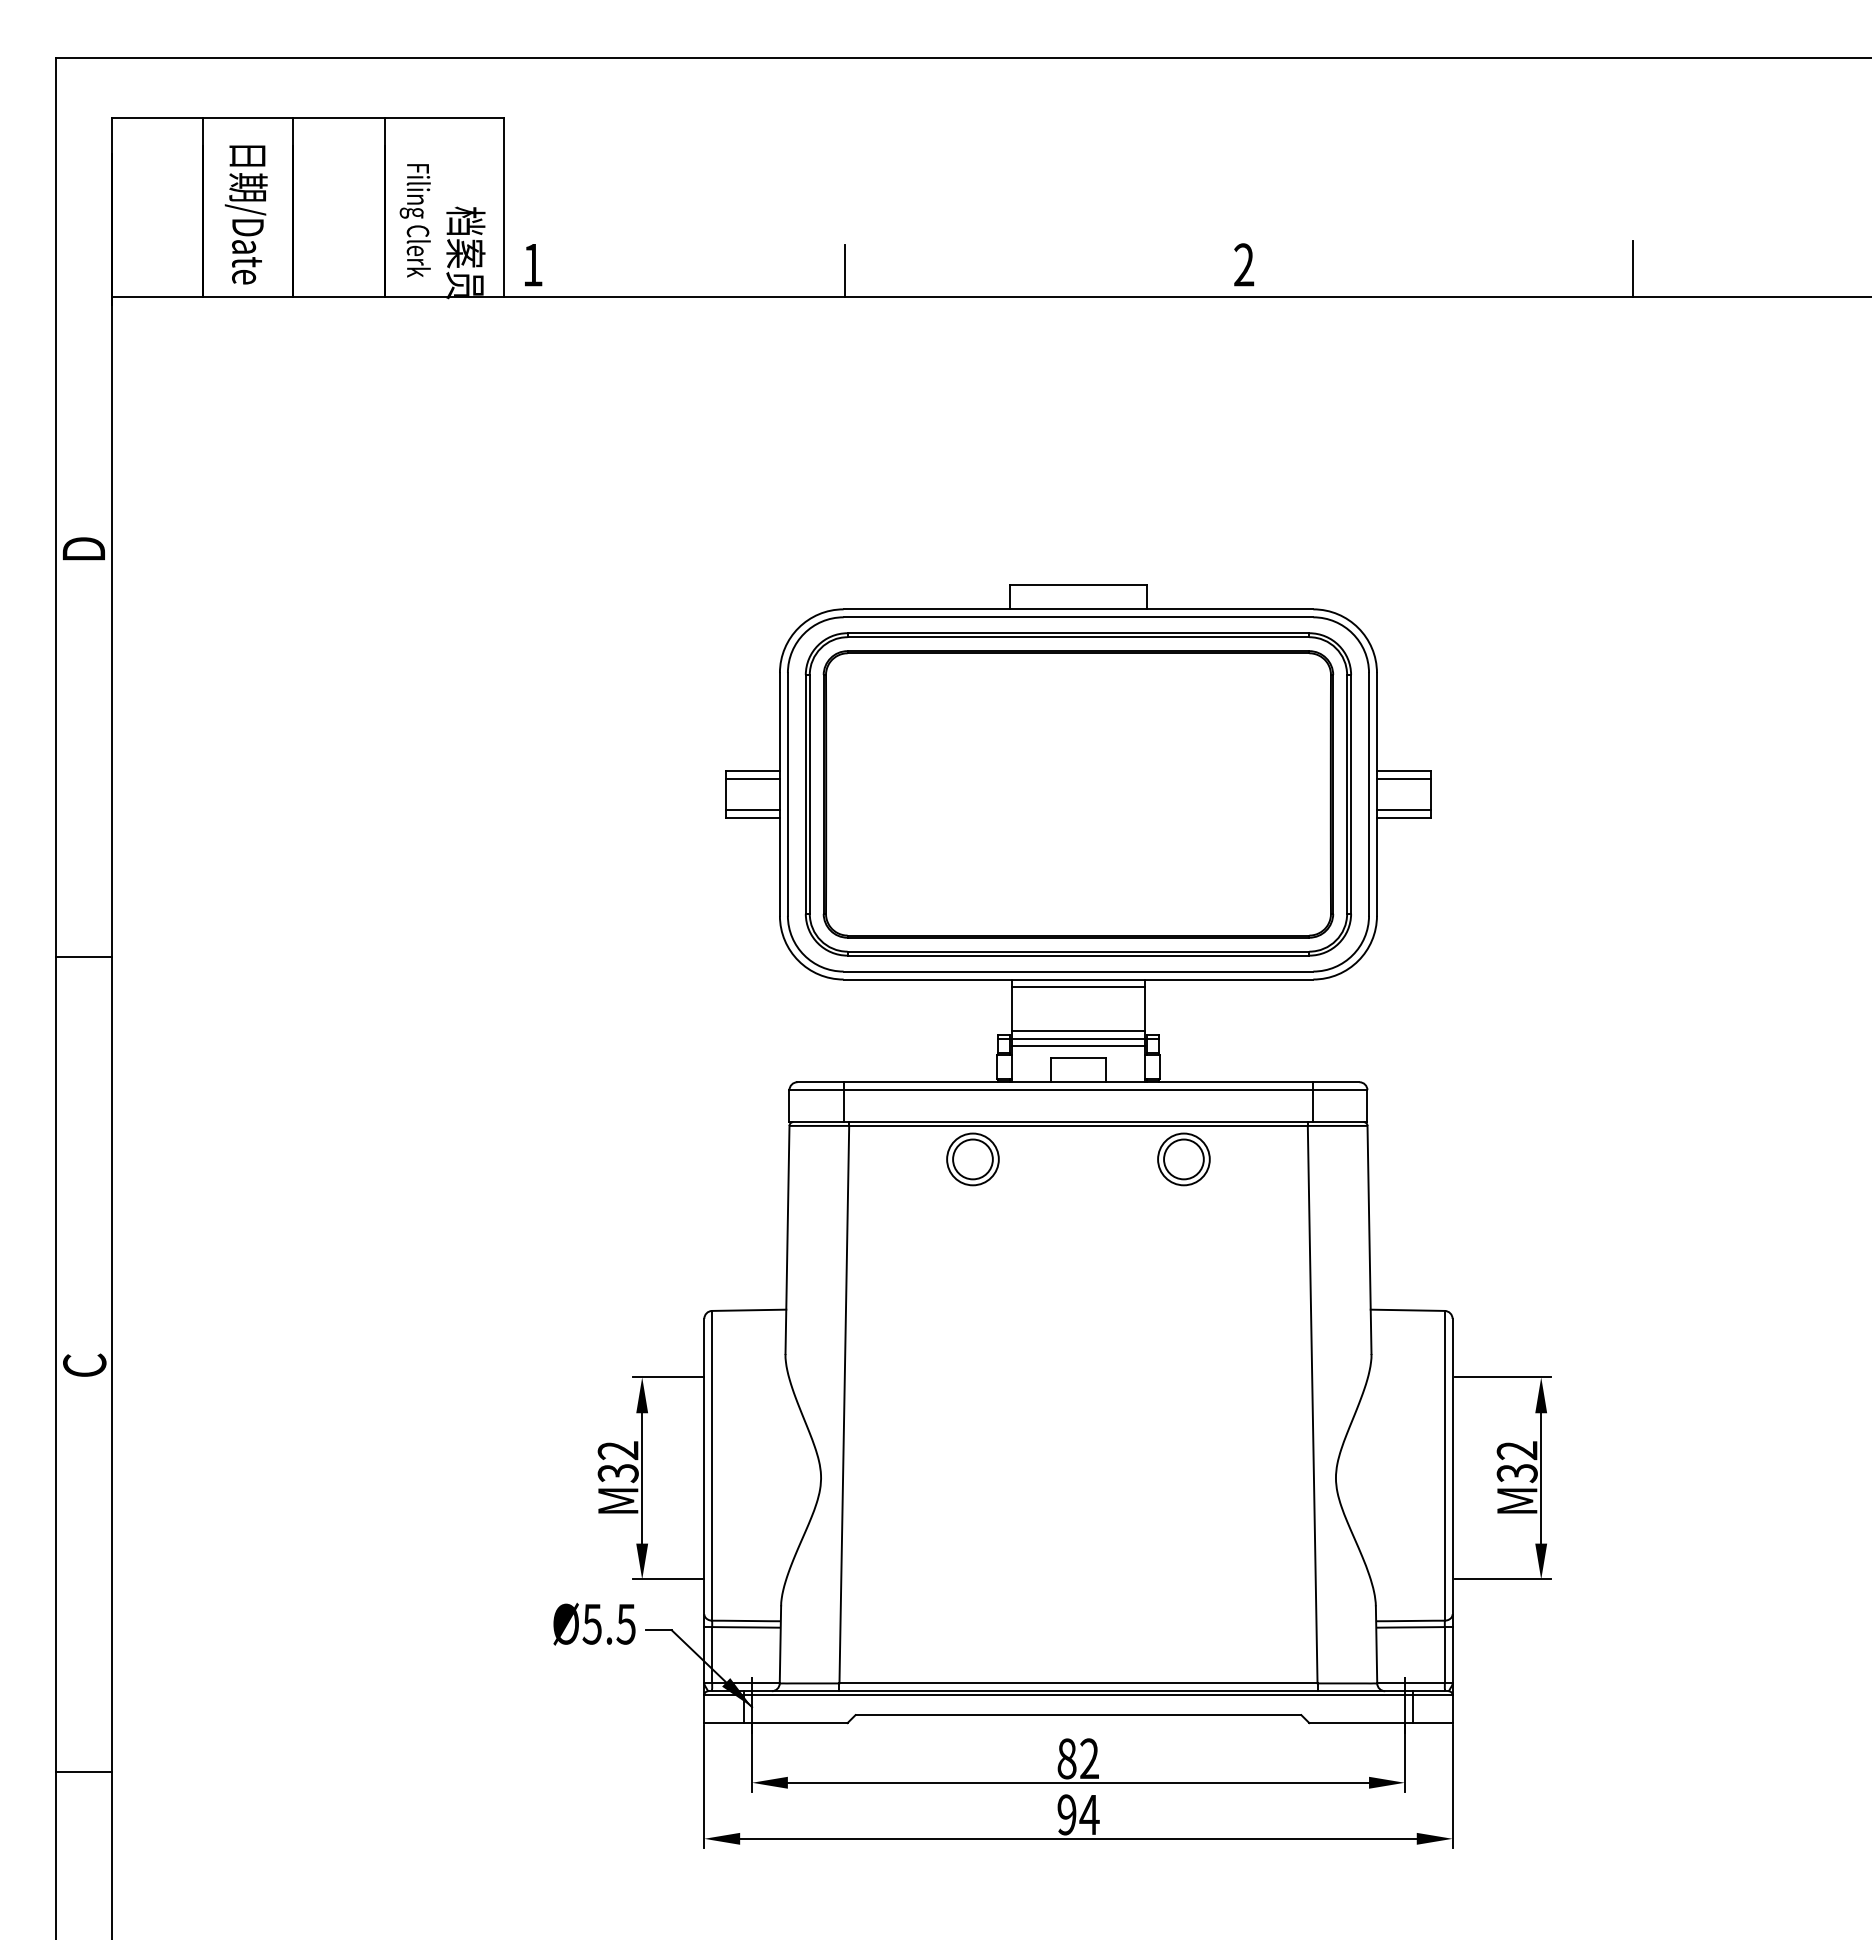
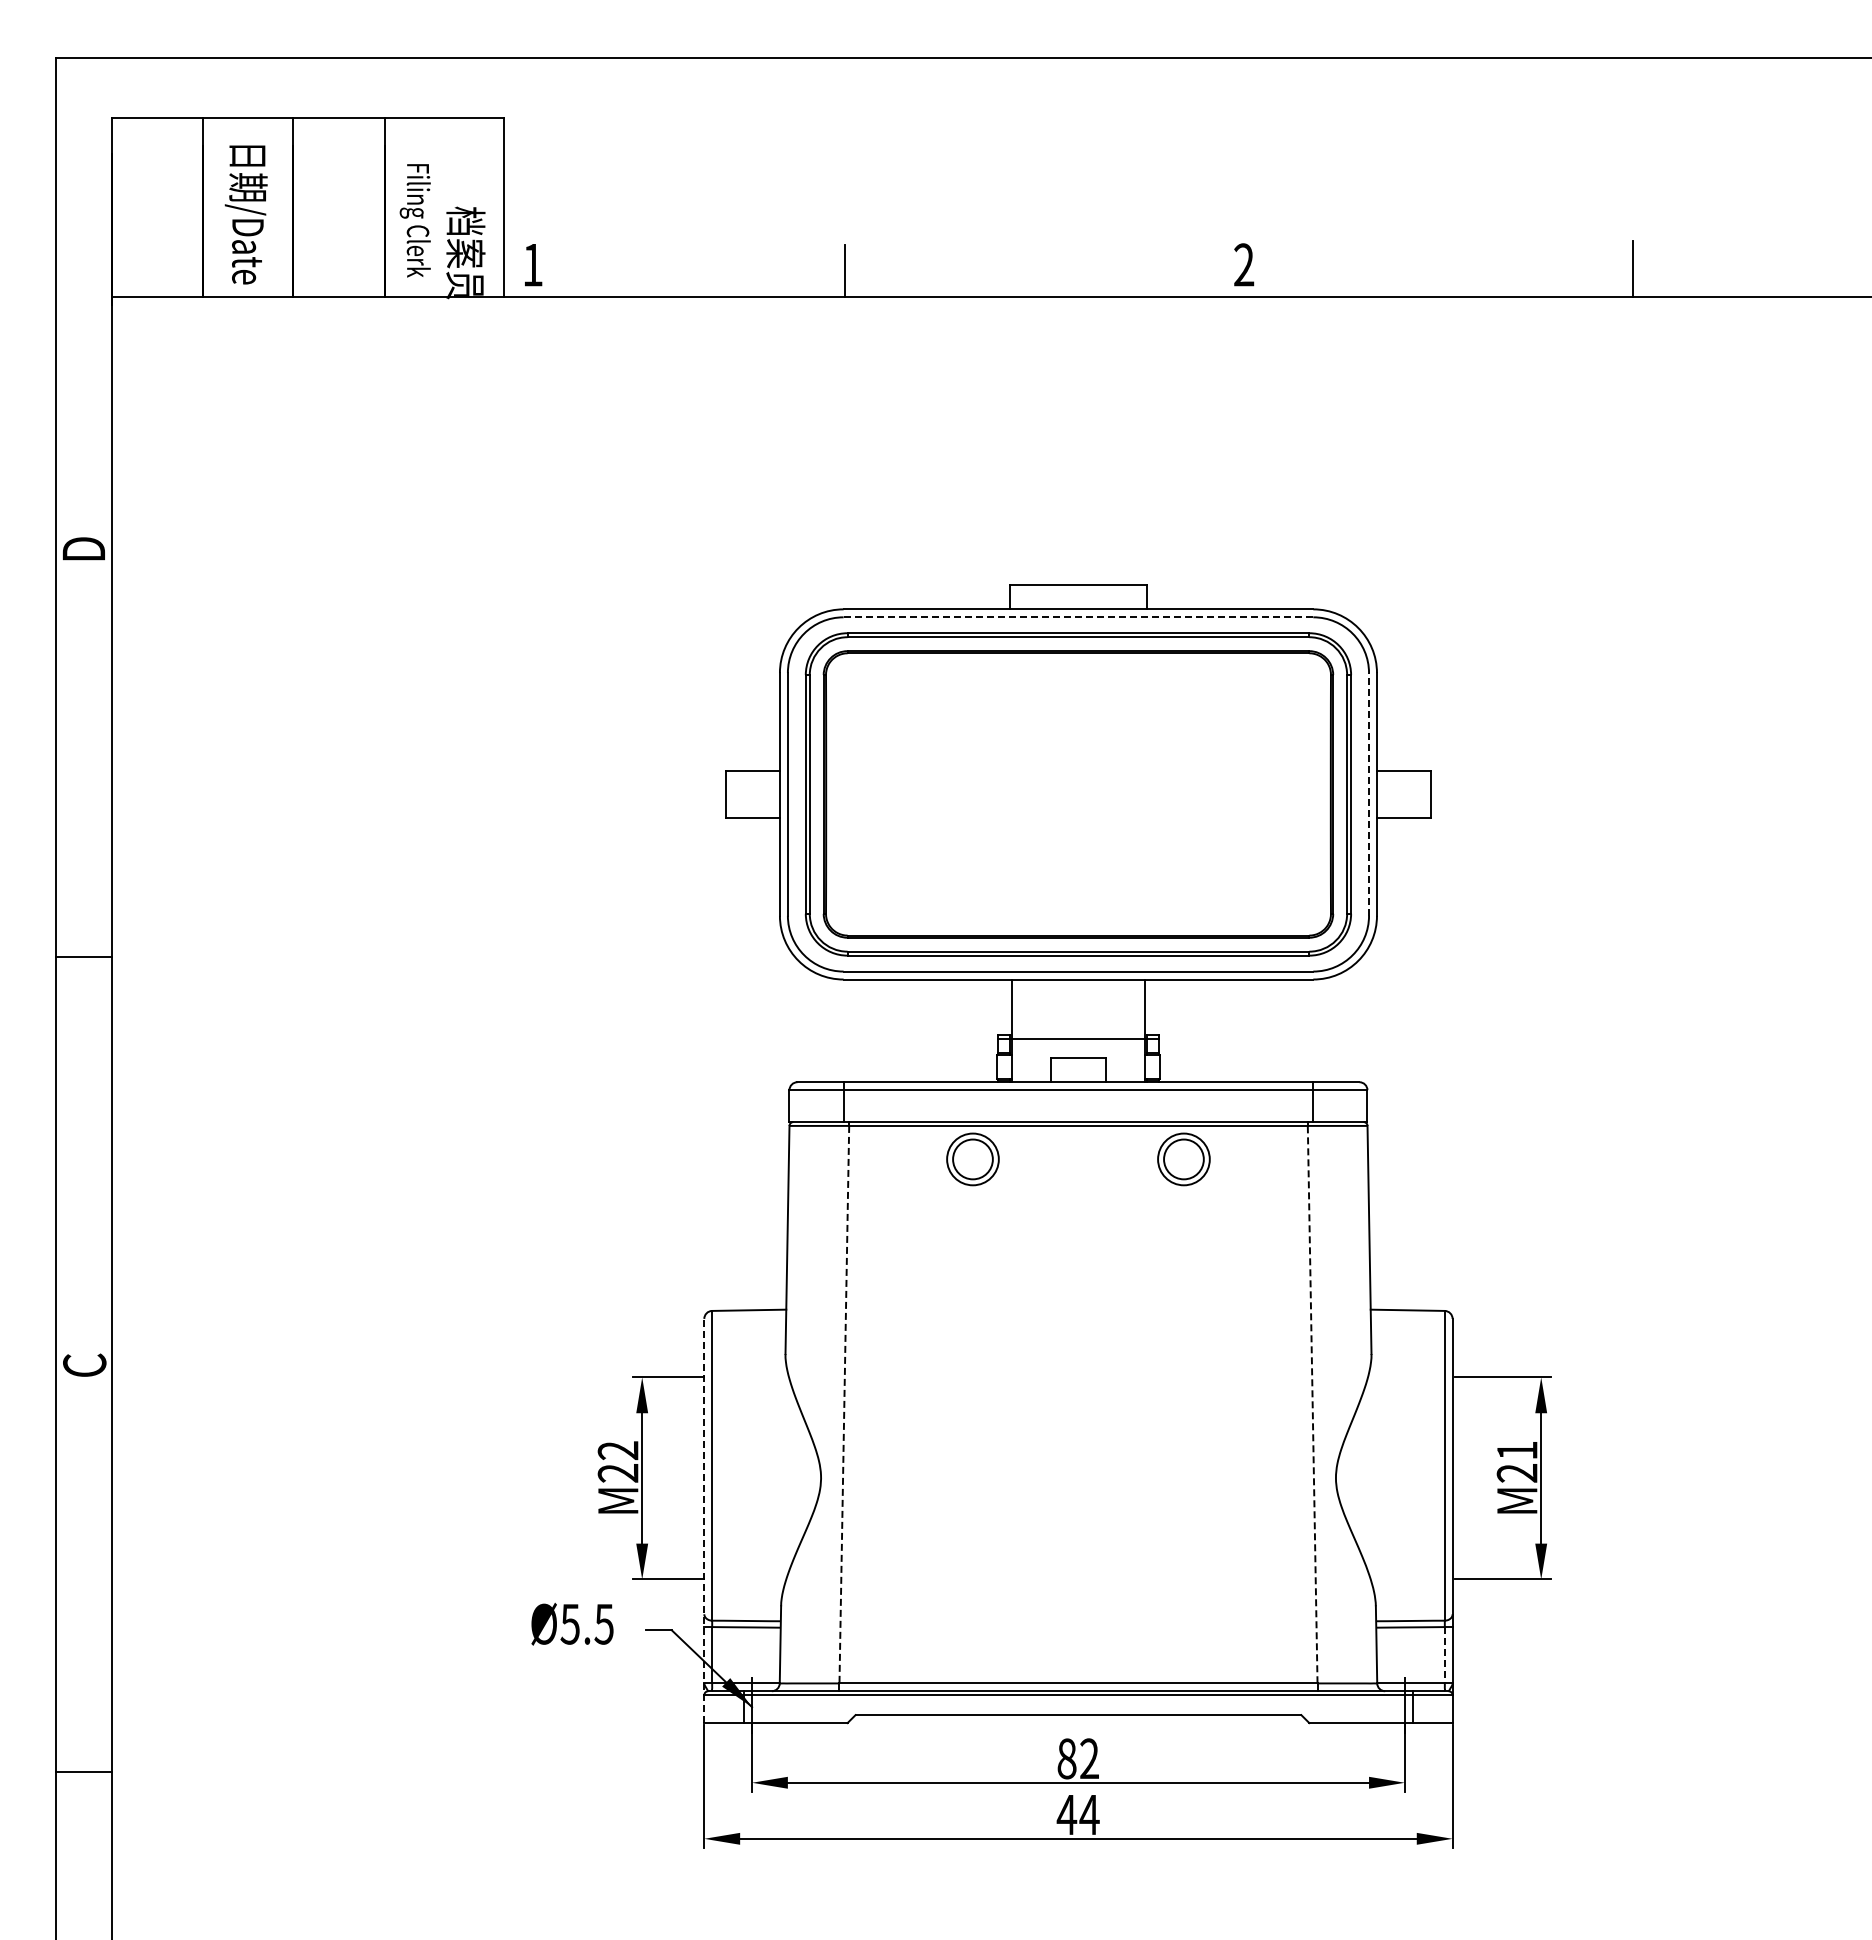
line: solid -> dashed (1078, 617)
line: present -> none (752, 778)
line: present -> none (1403, 778)
line: solid -> dashed (1369, 793)
line: present -> none (752, 810)
line: present -> none (1403, 810)
line: present -> none (1078, 987)
line: present -> none (1078, 1031)
line: present -> none (1078, 1045)
line: solid -> dashed (844, 1404)
line: solid -> dashed (1312, 1404)
text: M32 -> M21 (1516, 1462)
text: M32 -> M22 (618, 1473)
line: solid -> dashed (704, 1520)
text position: (594, 1623) -> (572, 1623) (572, 1623)
line: solid -> dashed (1444, 1655)
text: 94 -> 44 (1066, 1814)
